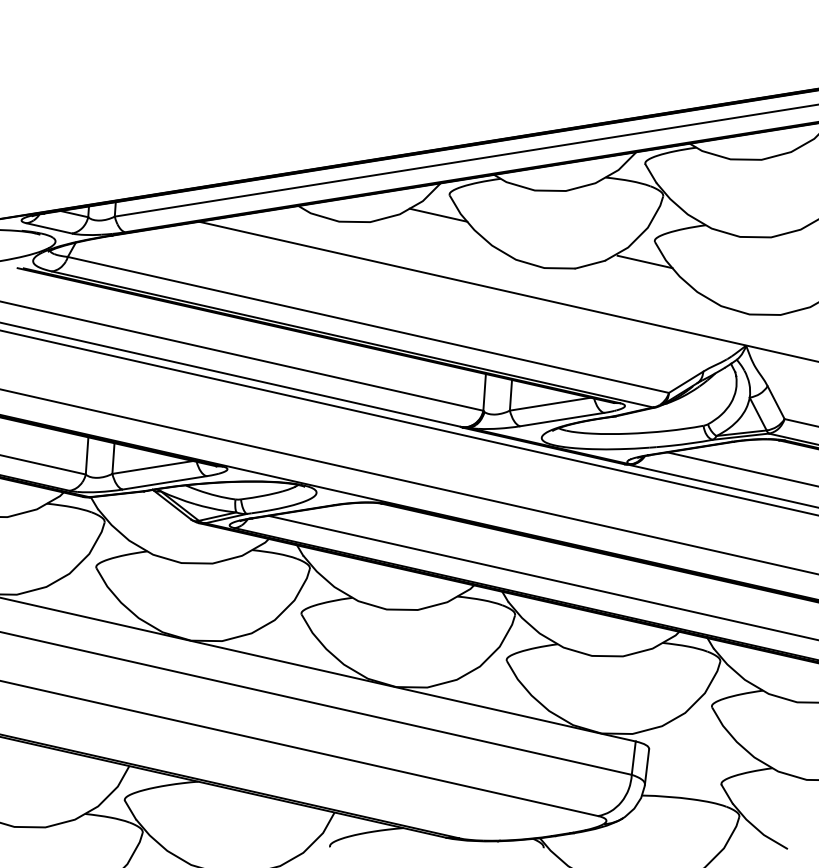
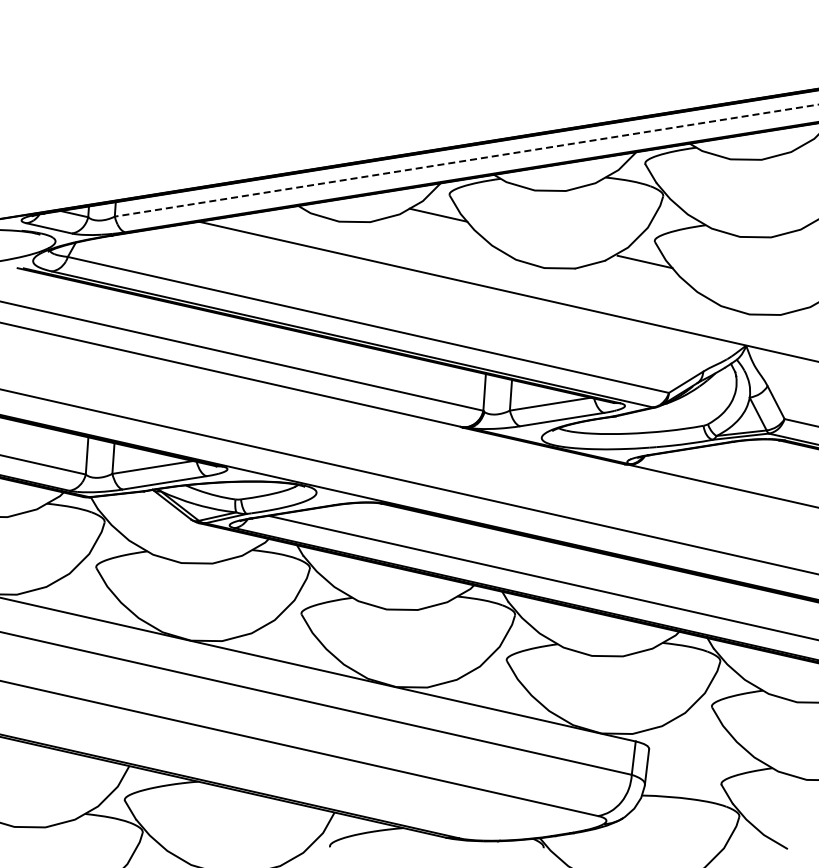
line: solid -> dashed (466, 160)
line: present -> none (408, 422)
line: present -> none (741, 468)
